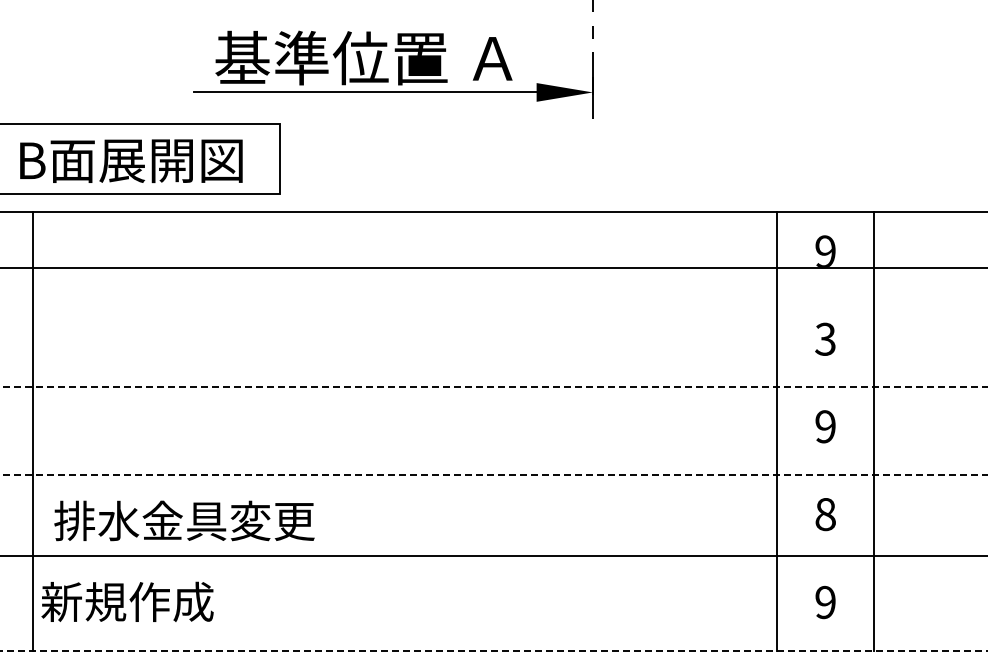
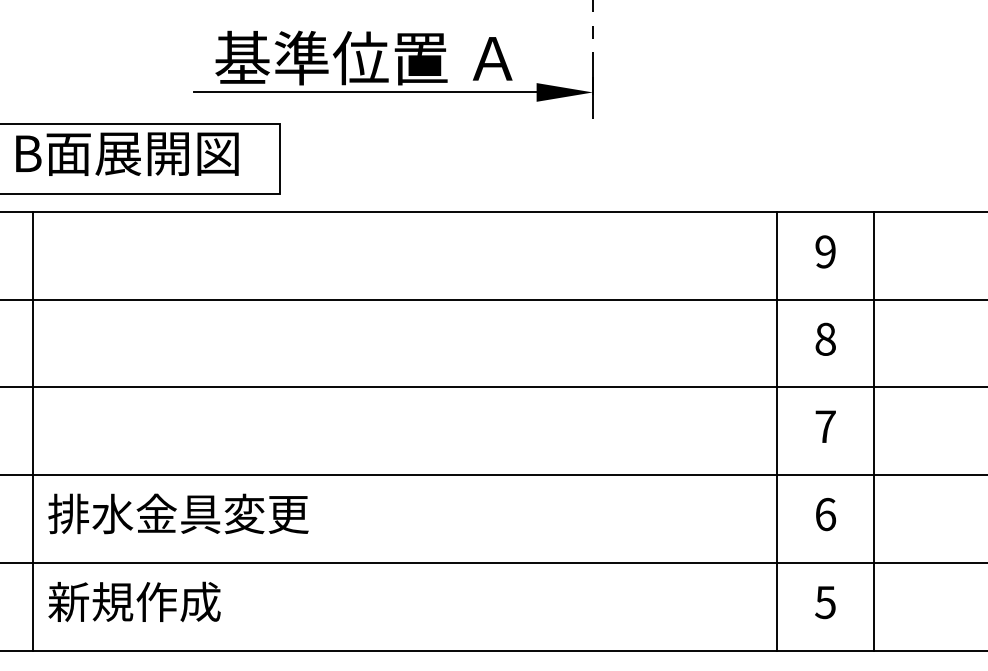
text position: (131, 161) -> (127, 154) (127, 154)
line position: (493, 267) -> (493, 299) (493, 299)
text: 3 -> 8 (825, 338)
line: dashed -> solid (494, 387)
text: 9 -> 7 (825, 426)
line: dashed -> solid (494, 474)
text: 8 -> 6 (825, 514)
text position: (184, 520) -> (178, 513) (178, 513)
line position: (493, 555) -> (493, 562) (493, 562)
text position: (127, 601) -> (134, 601) (134, 601)
text: 9 -> 5 (825, 602)
line: dashed -> solid (493, 650)
